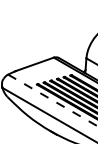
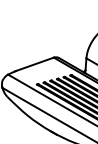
line: dashed -> solid (53, 100)
